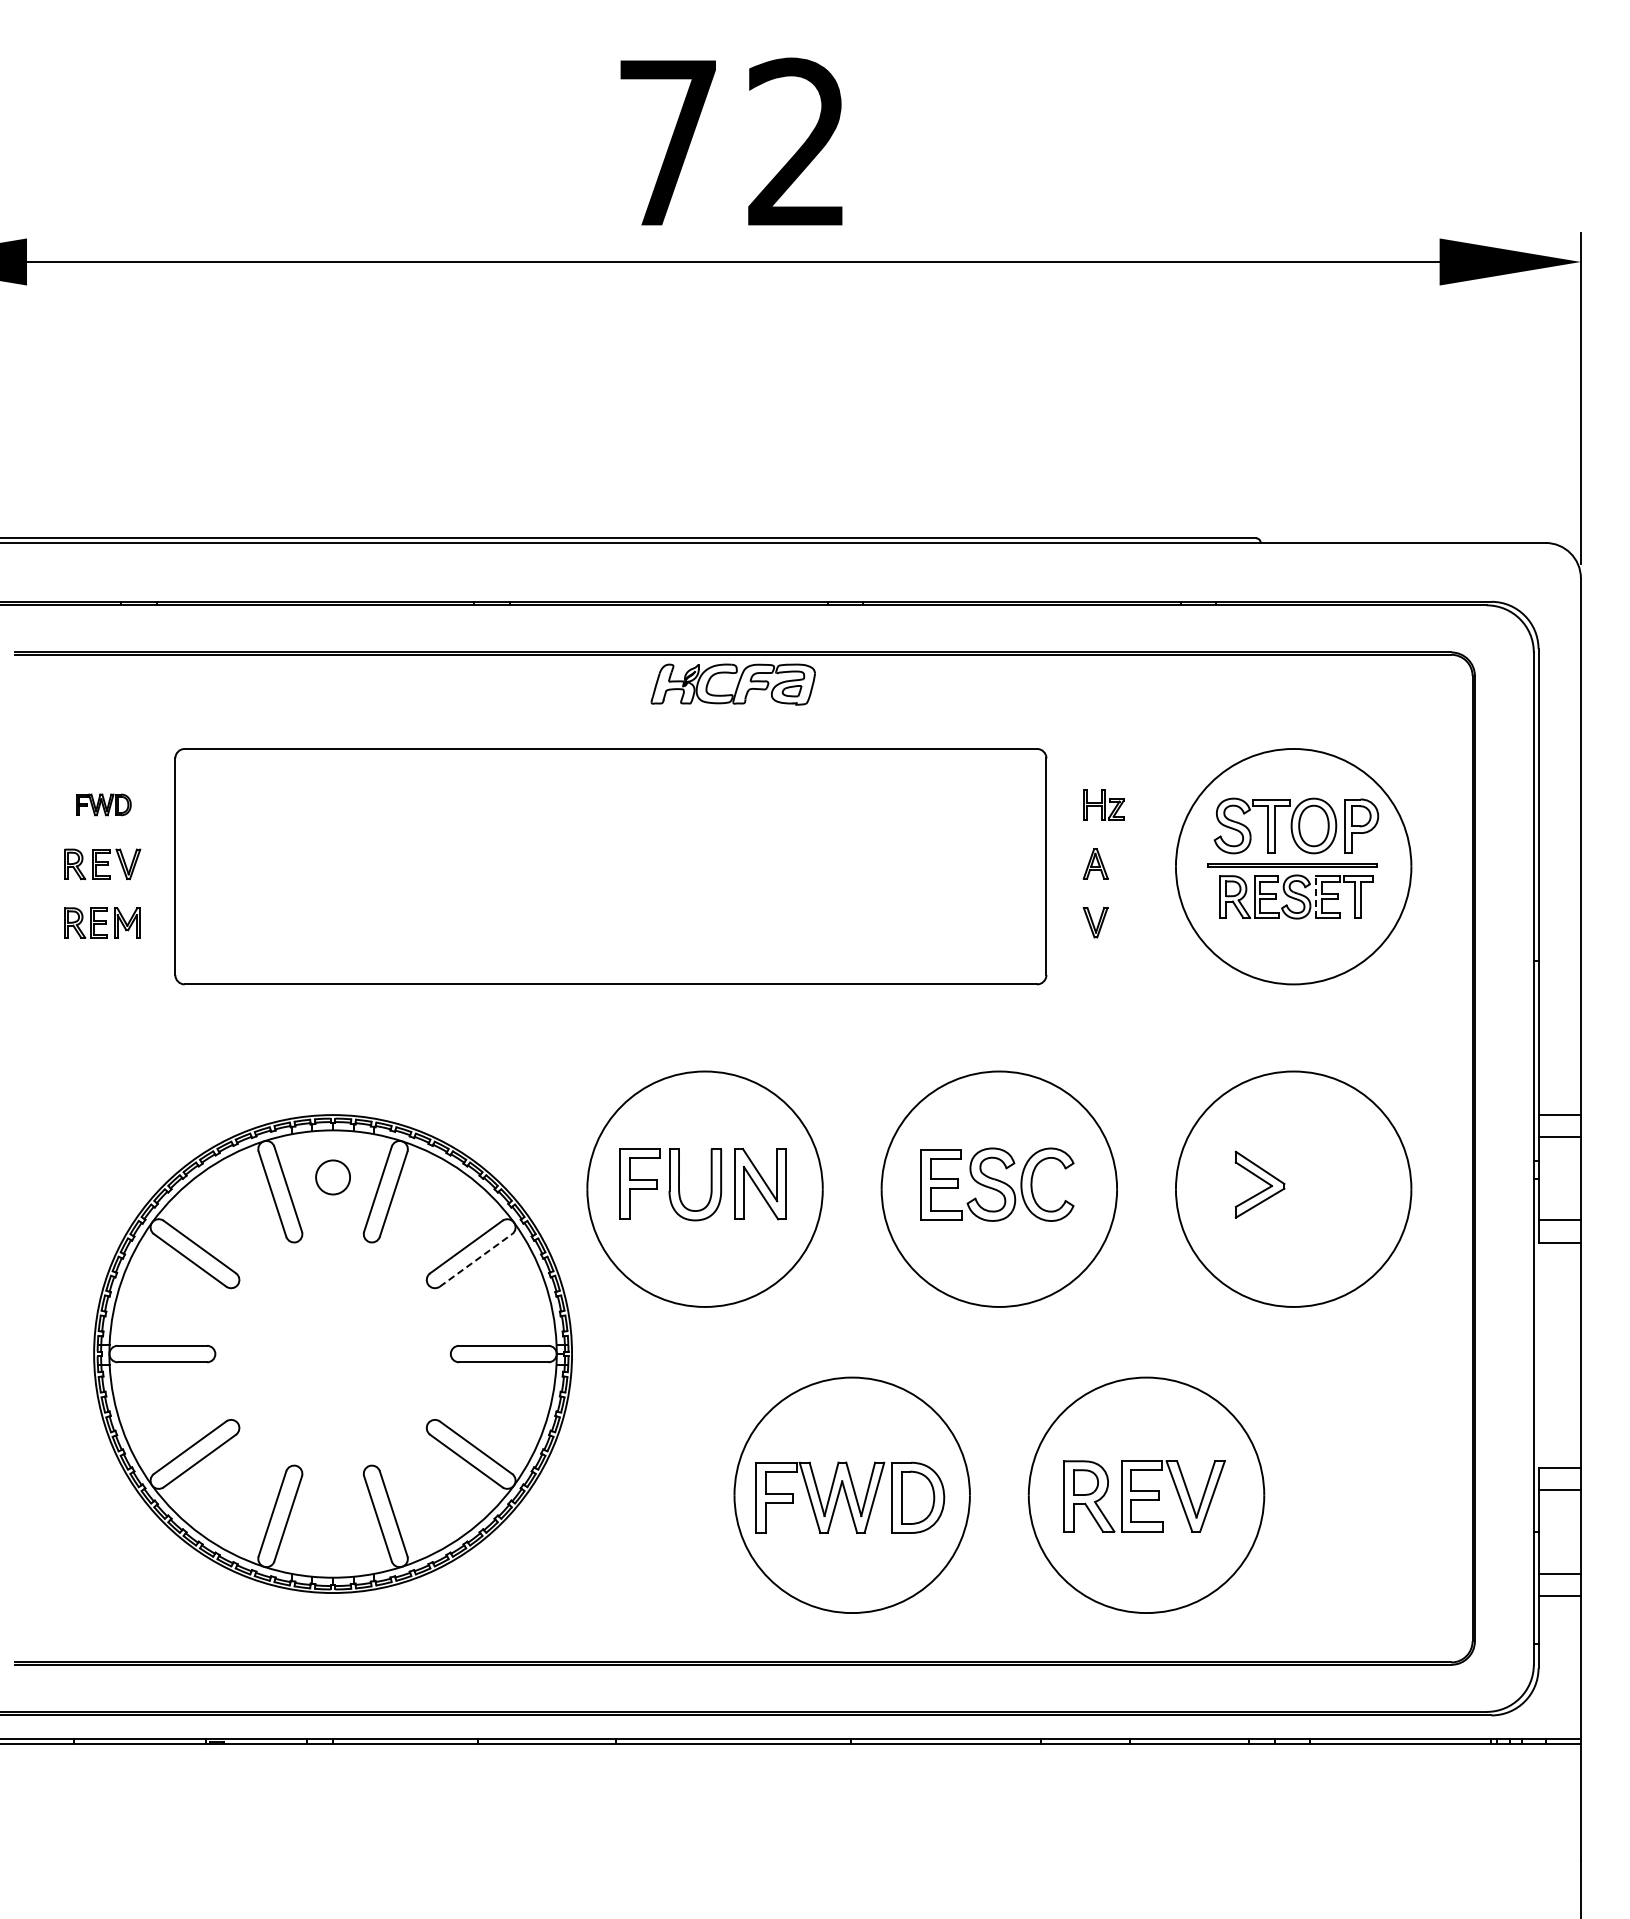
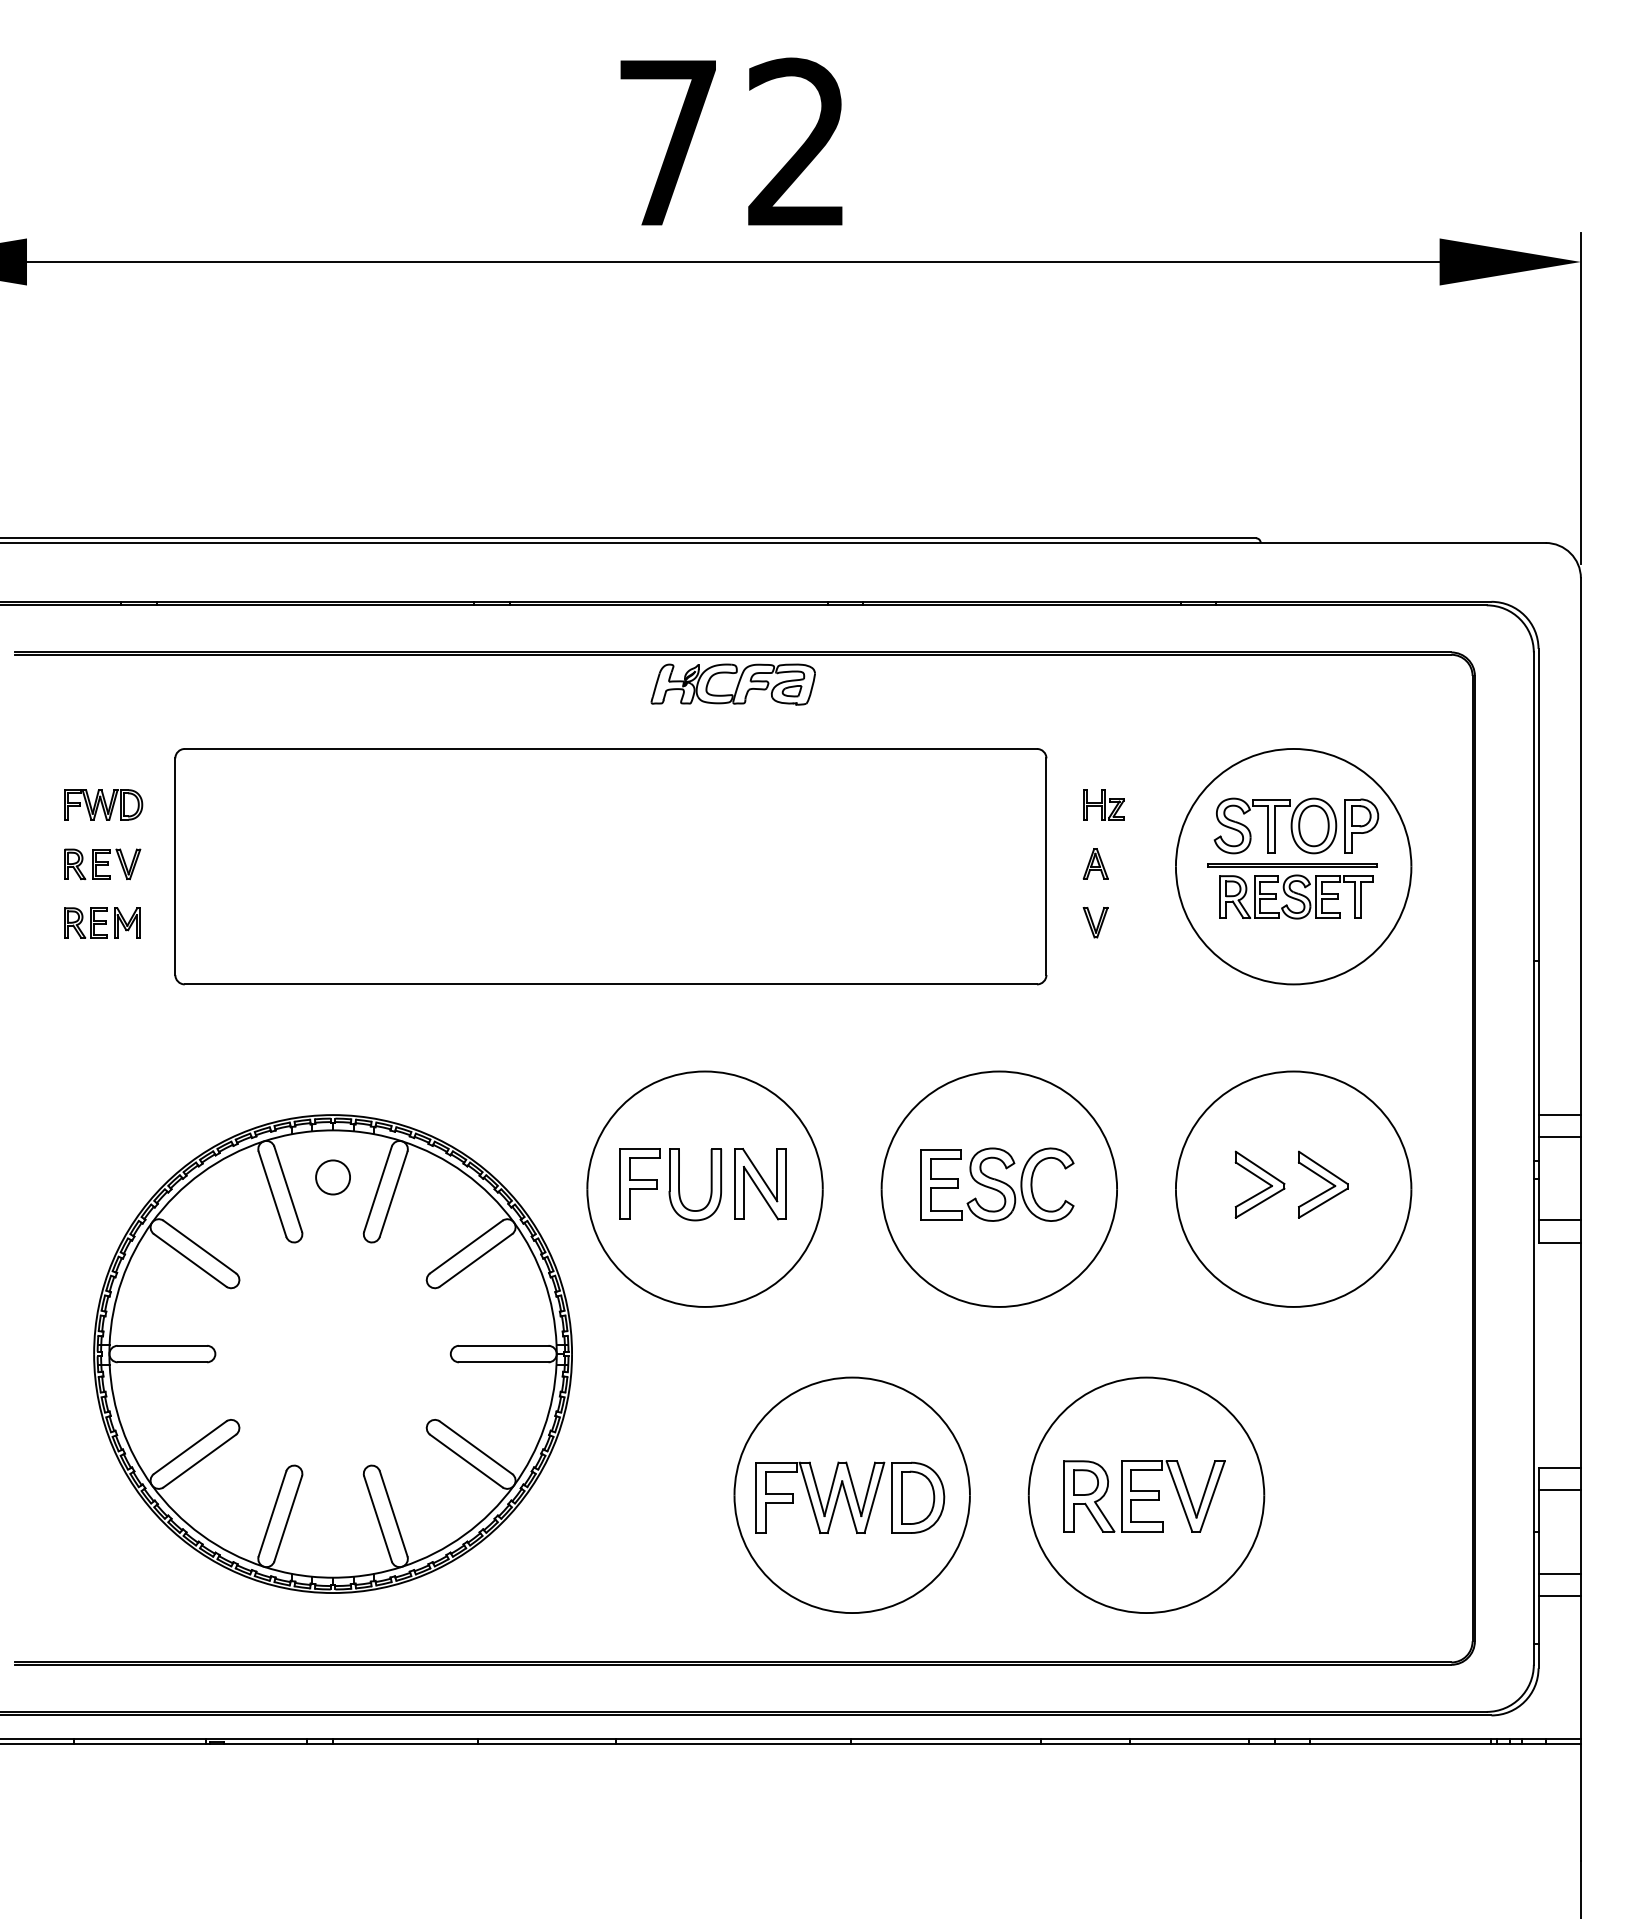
part size: 56x24 px -> 80x32 px (103, 804)
line: dashed -> solid (1316, 897)
part: none -> present (1323, 1184)
line: dashed -> solid (476, 1260)
